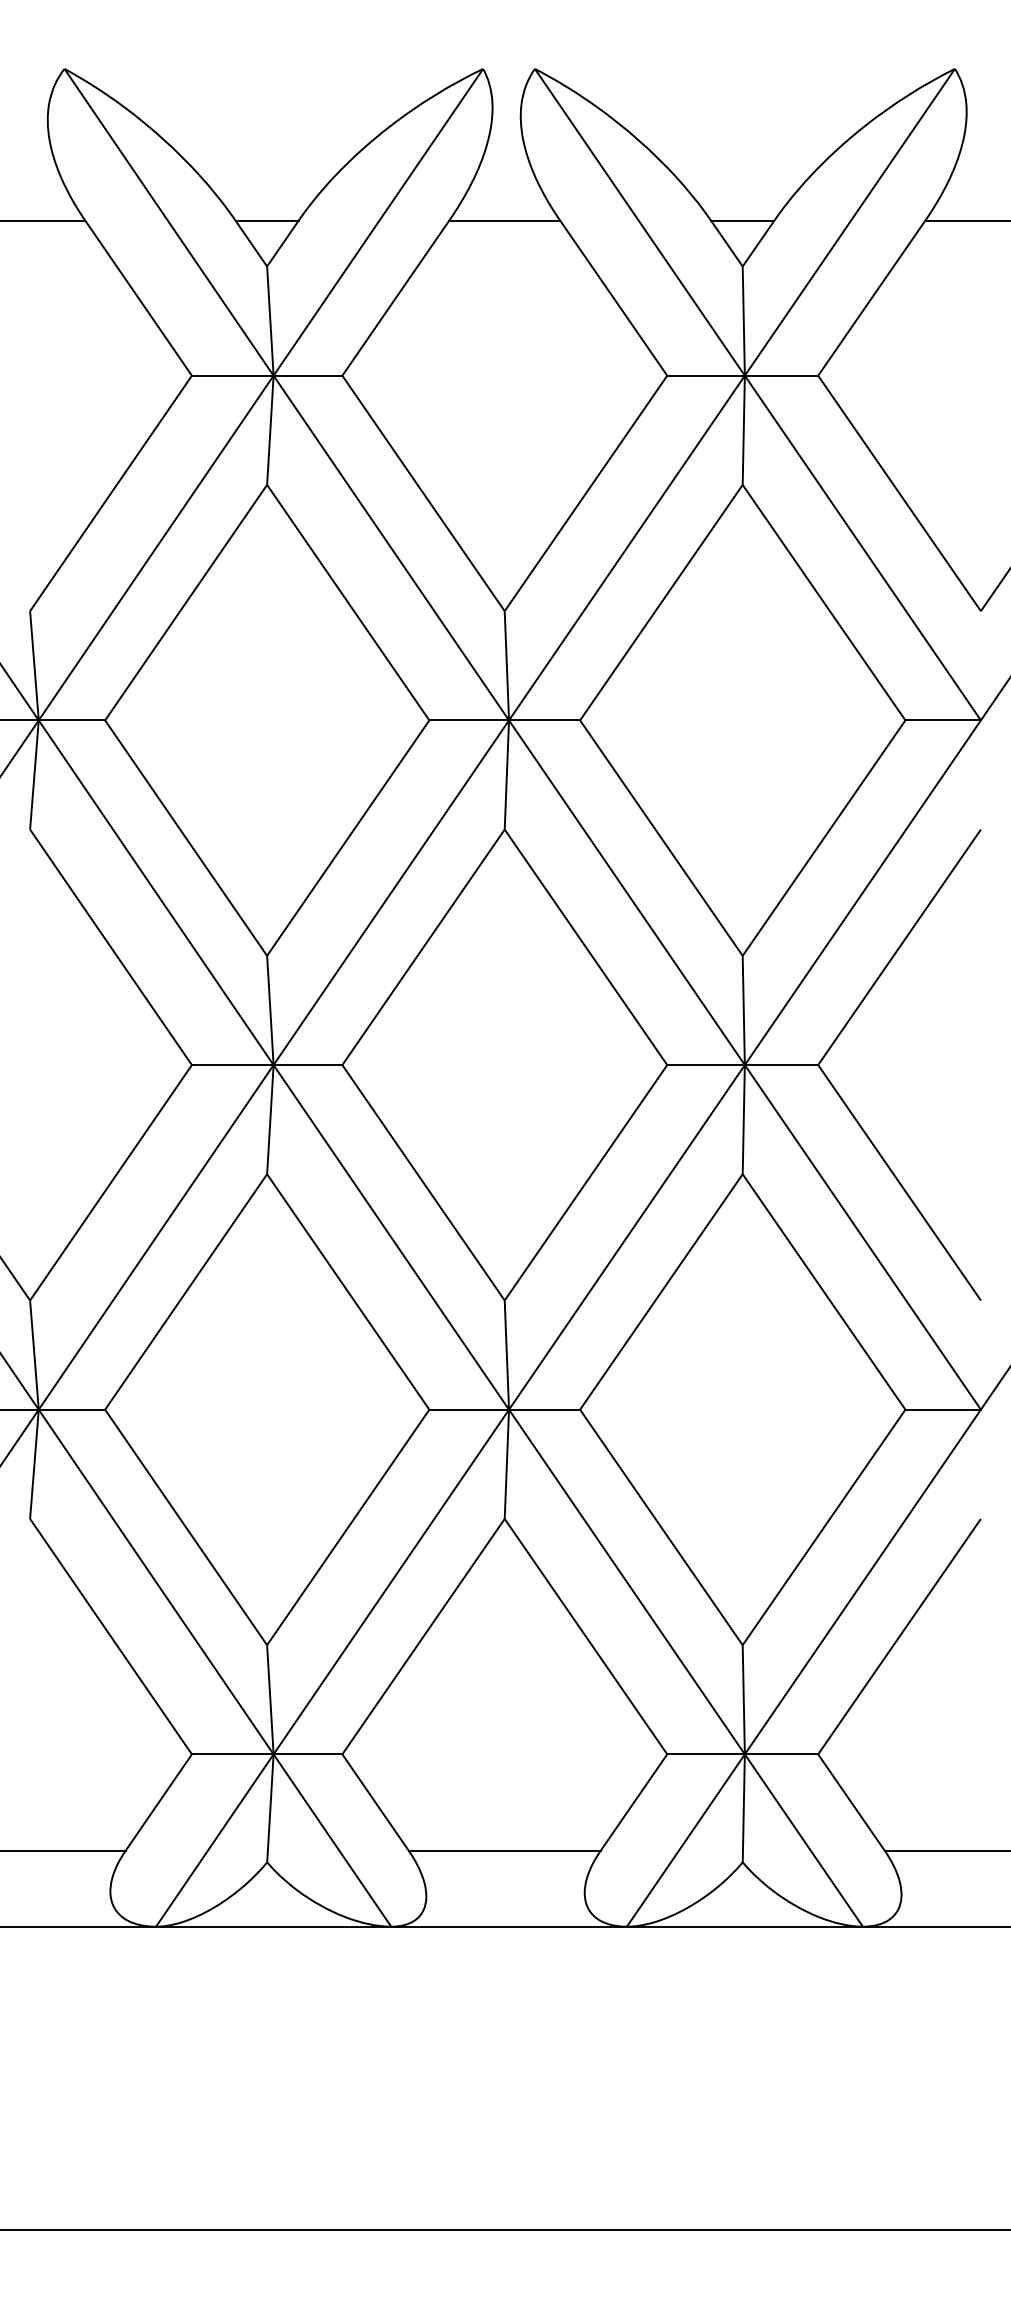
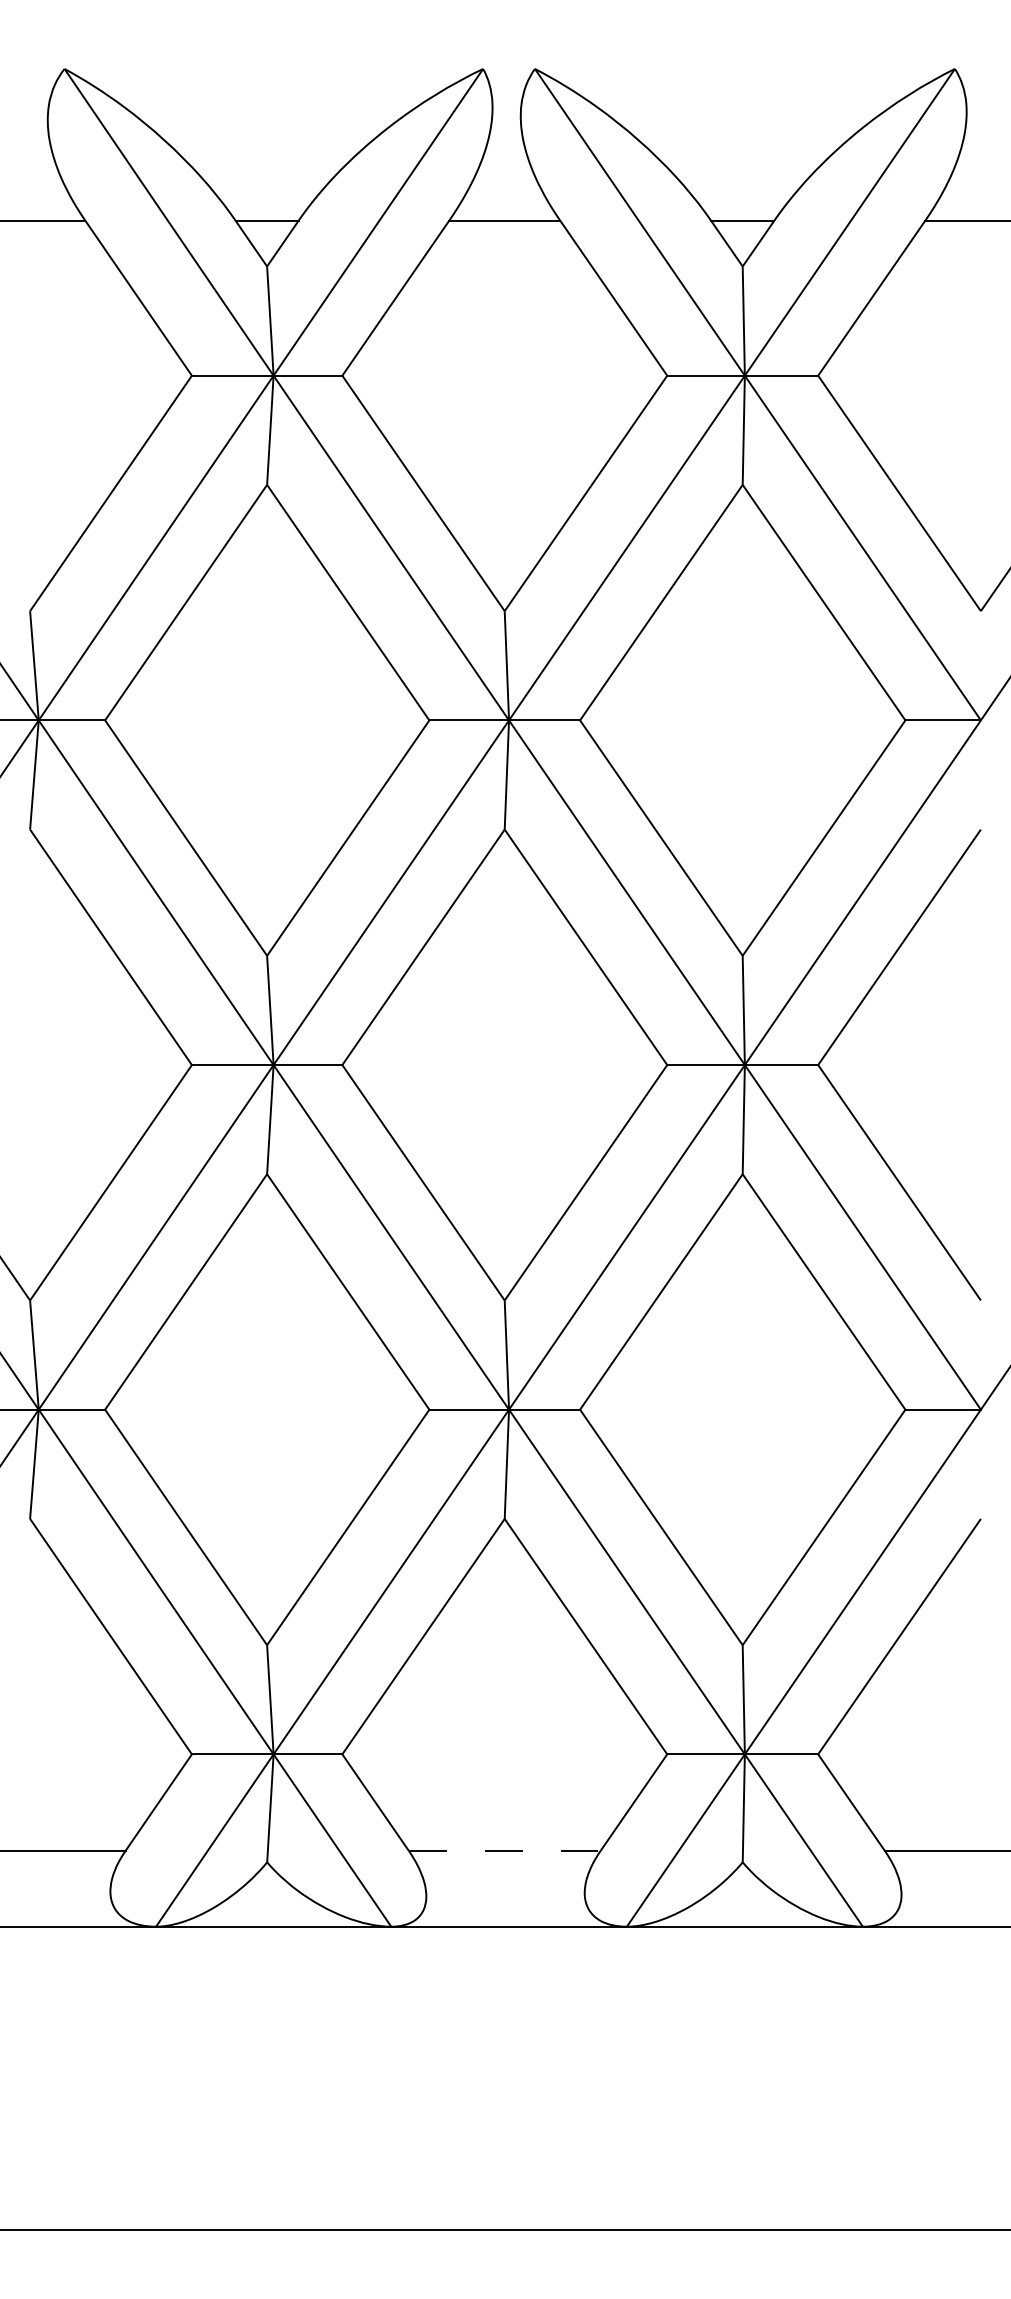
line: solid -> dashed (504, 1850)
